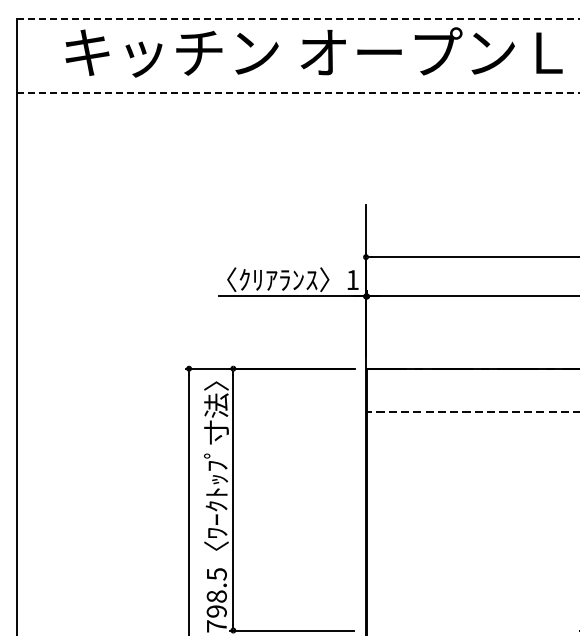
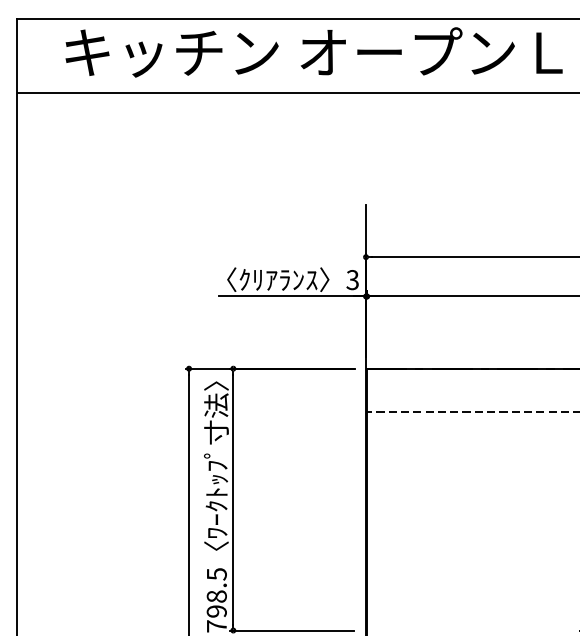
line: dashed -> solid (298, 19)
line: dashed -> solid (298, 93)
text: 1 -> 3 (352, 280)
